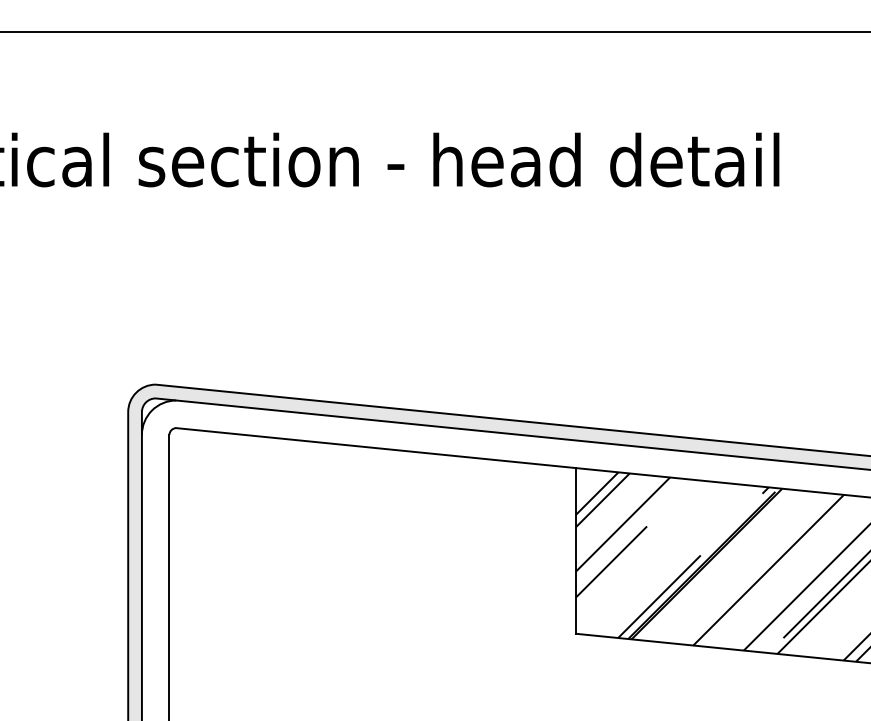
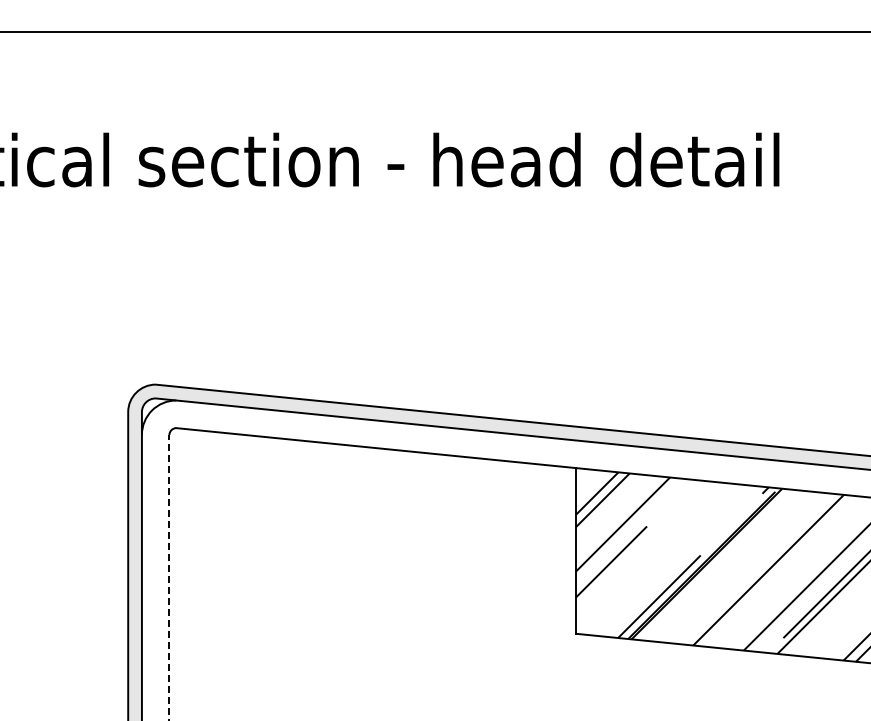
line: solid -> dashed (169, 577)
